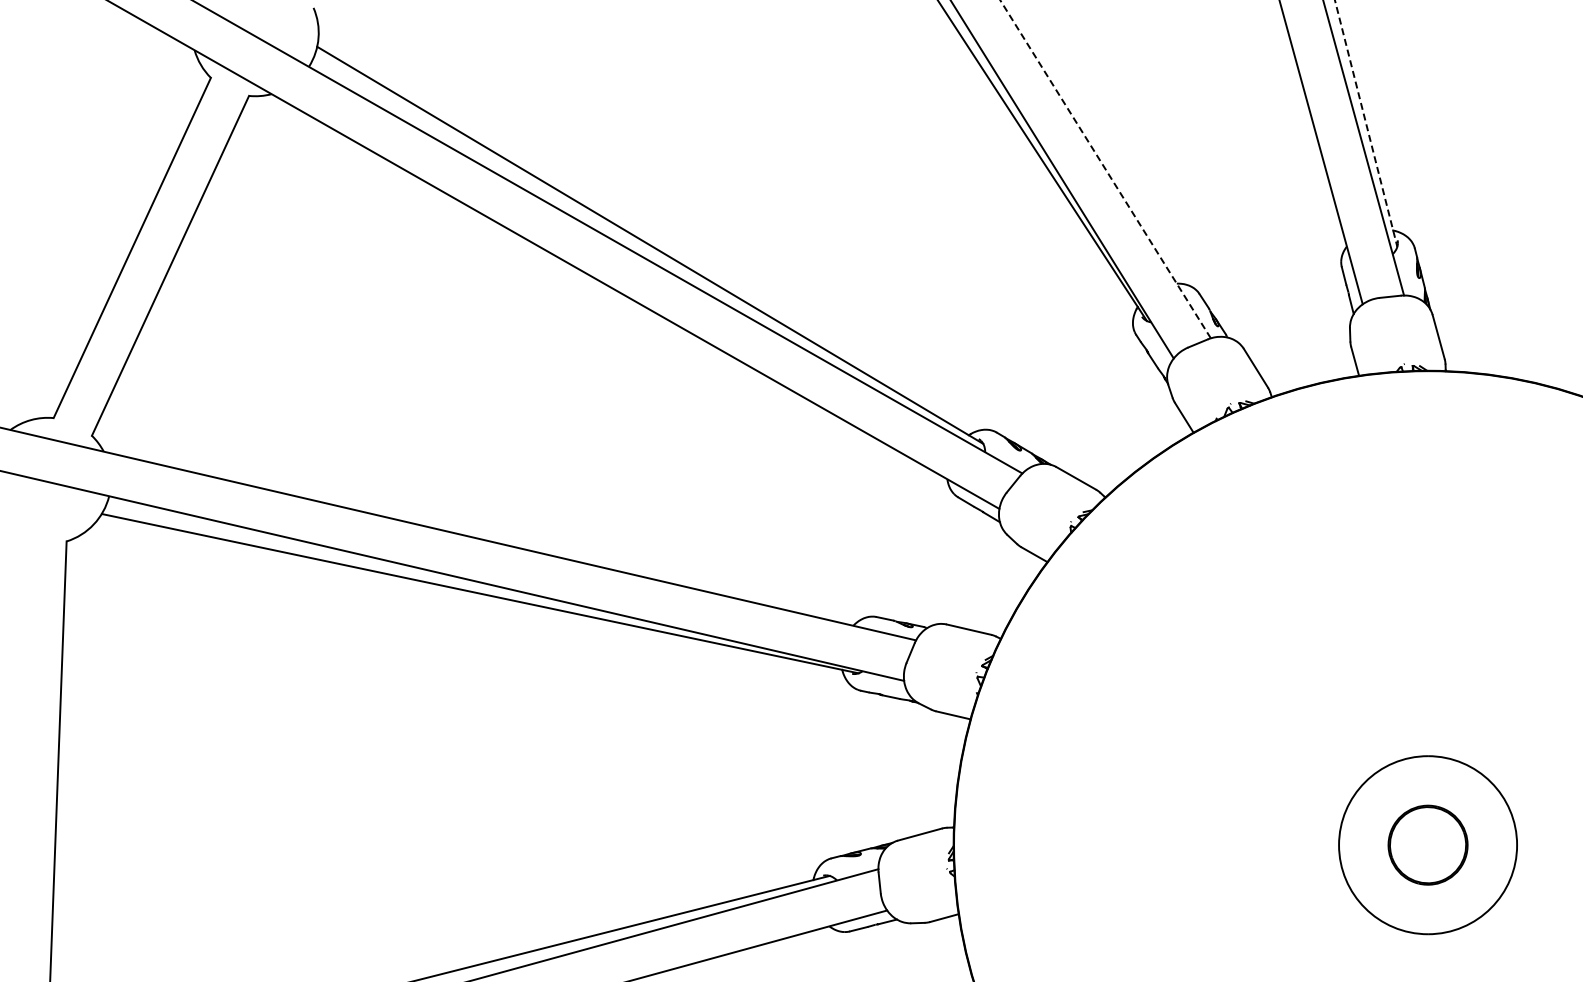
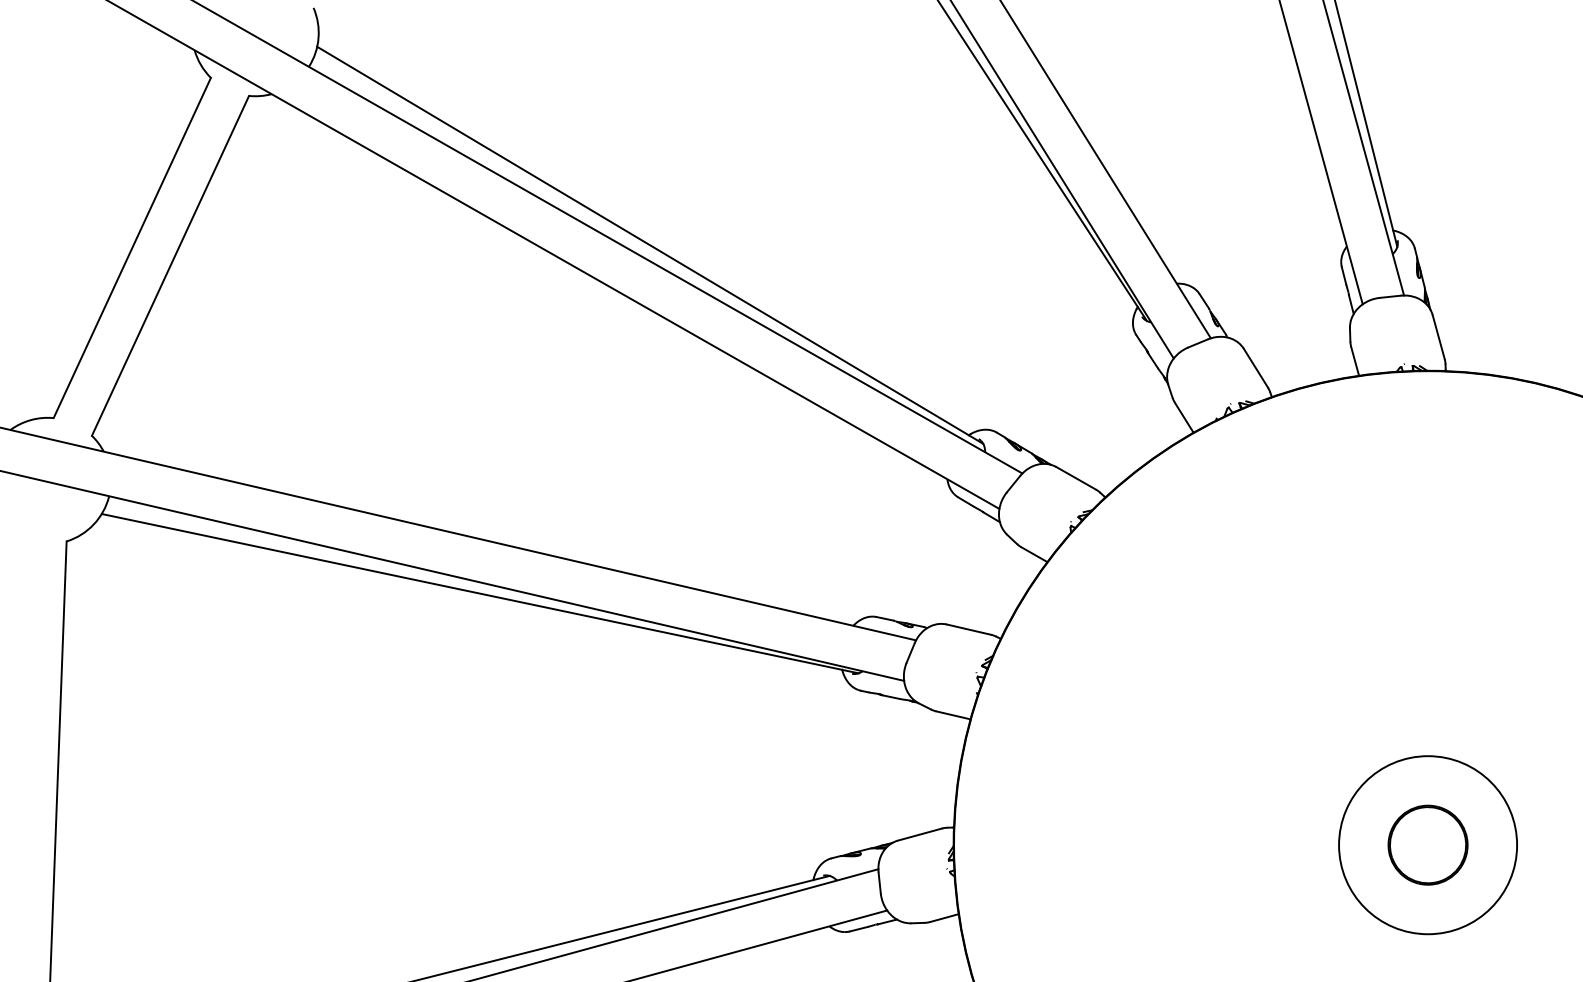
line: dashed -> solid (1366, 123)
line: dashed -> solid (1105, 169)
